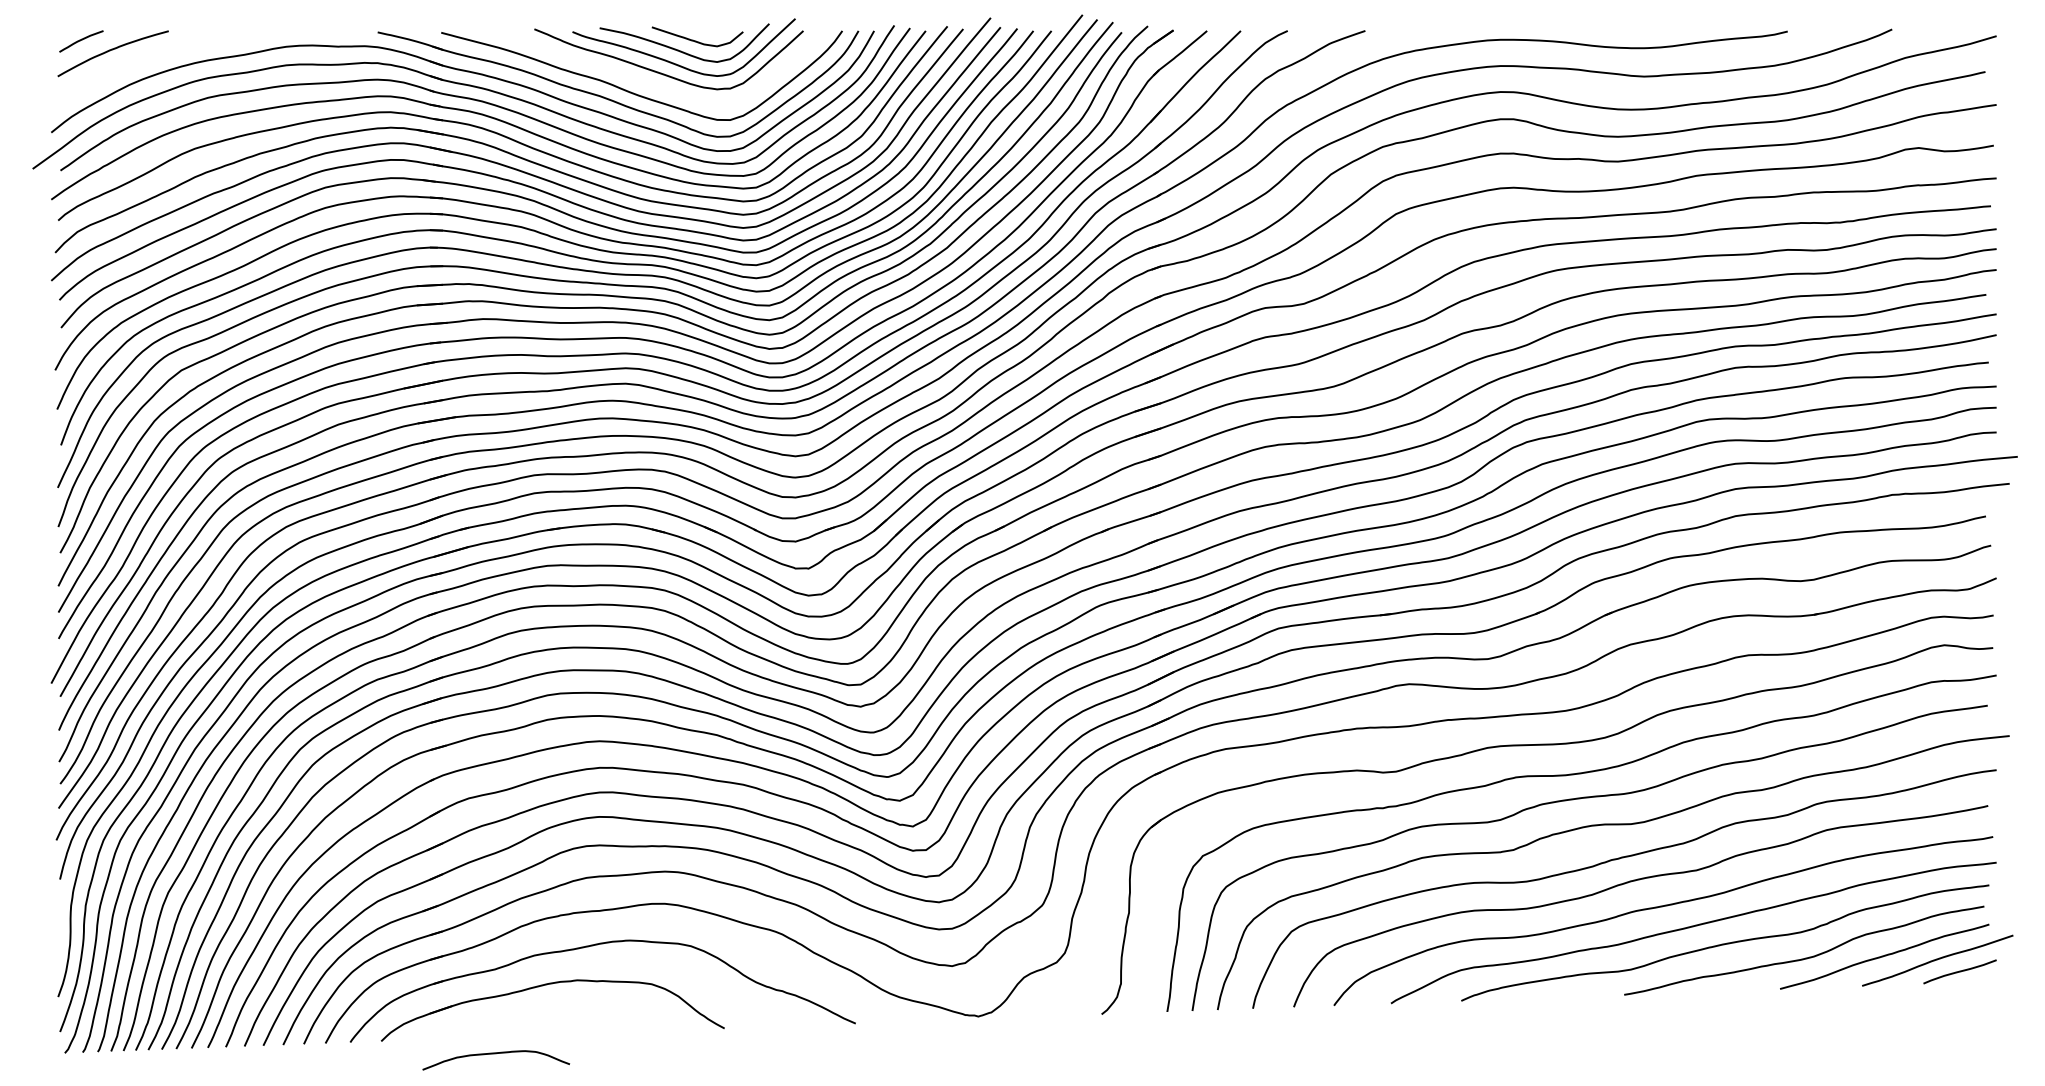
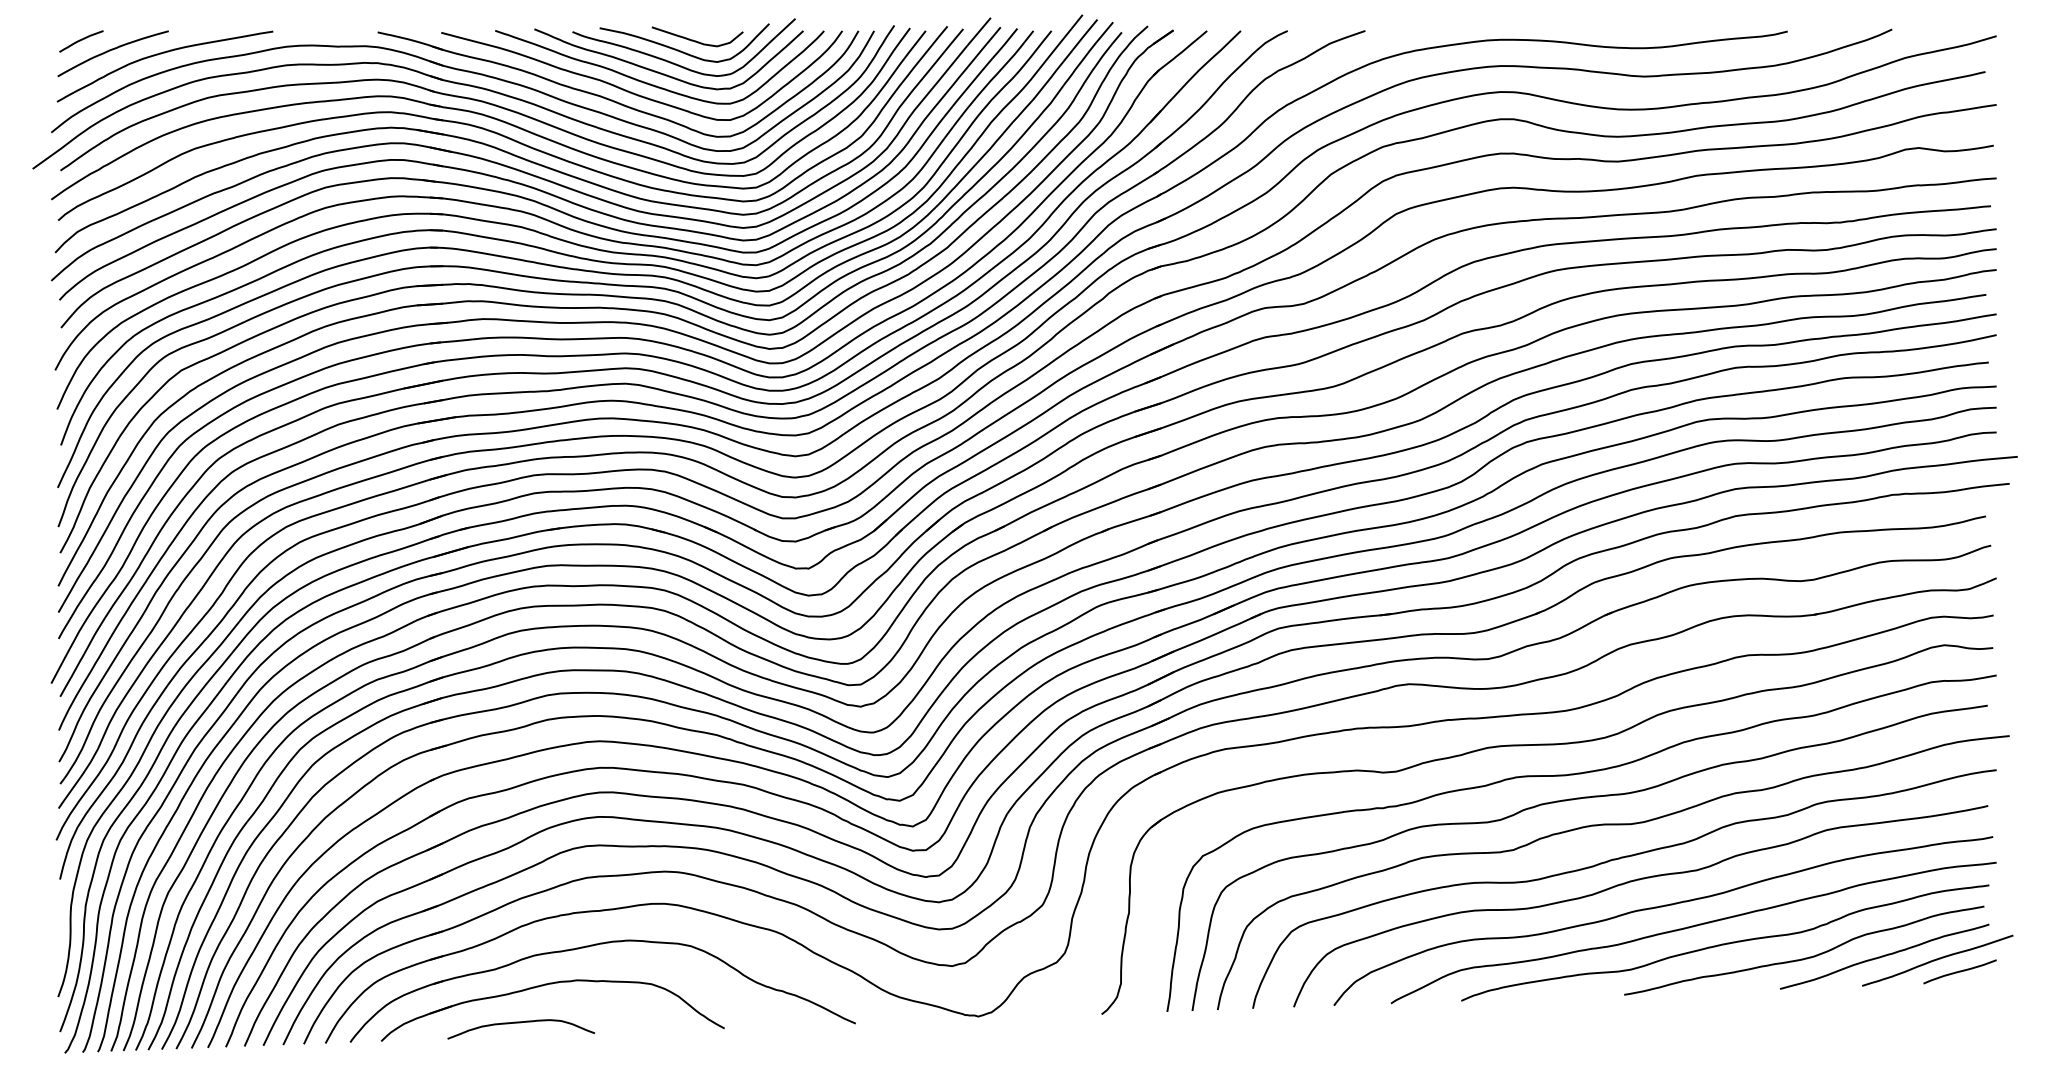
curve: none -> present (161, 54)
curve: none -> present (653, 84)
curve position: (496, 1054) -> (521, 1023) (521, 1023)
